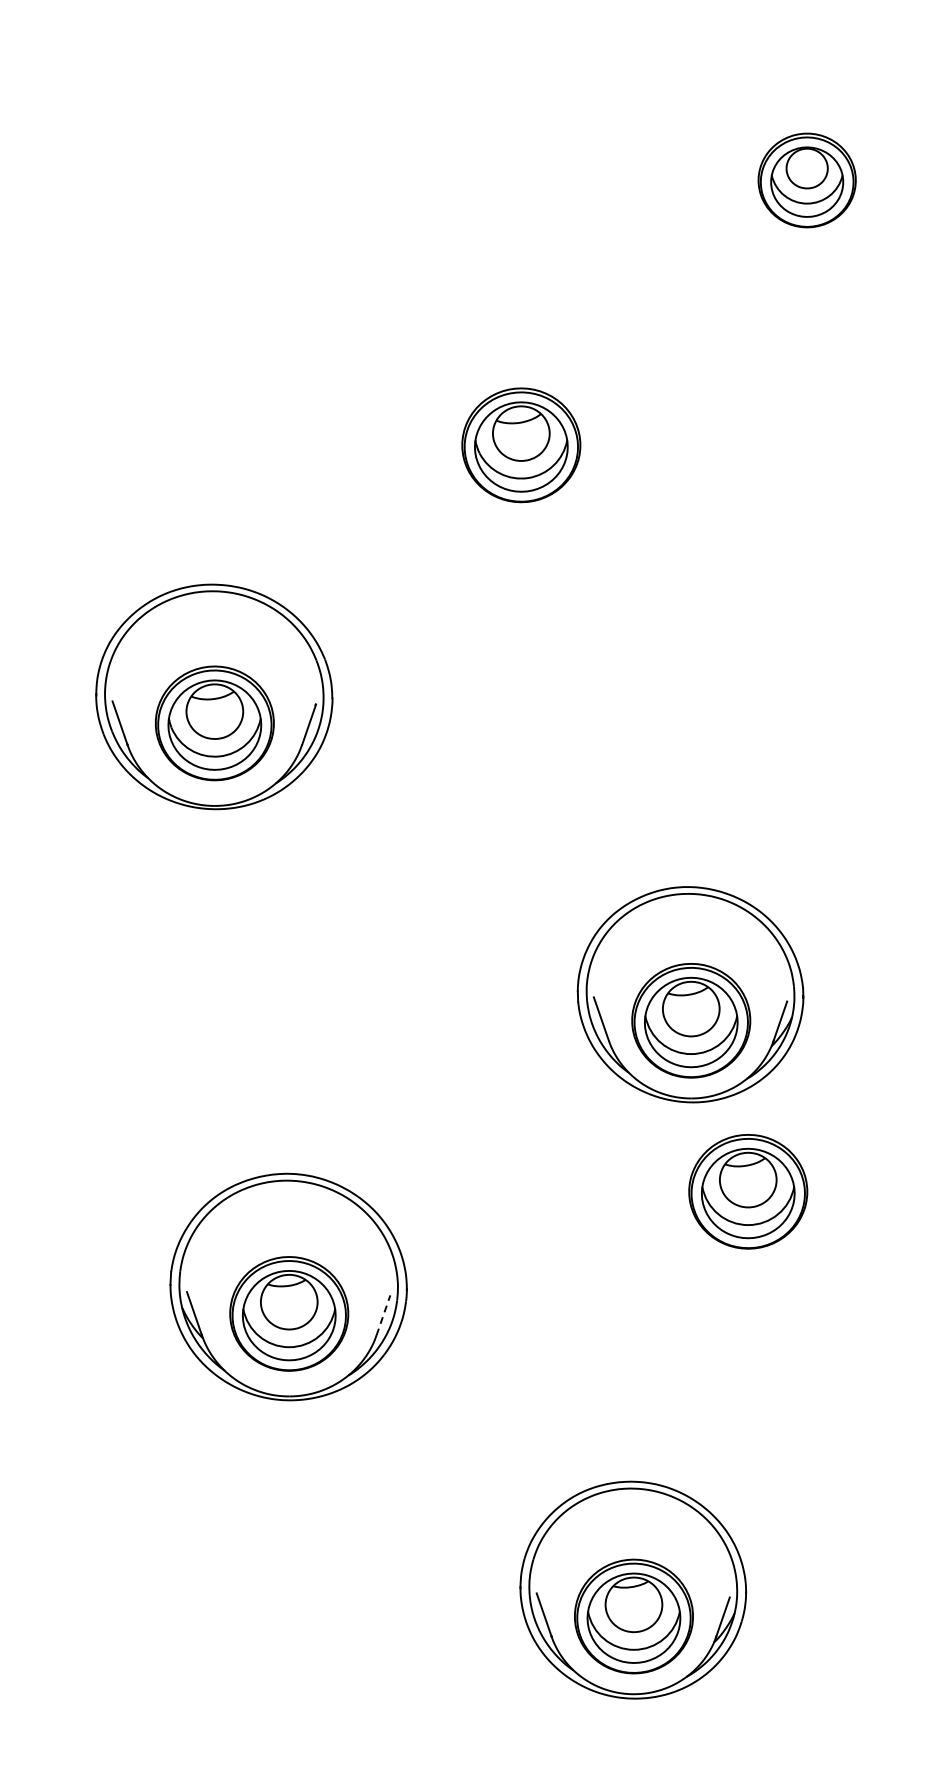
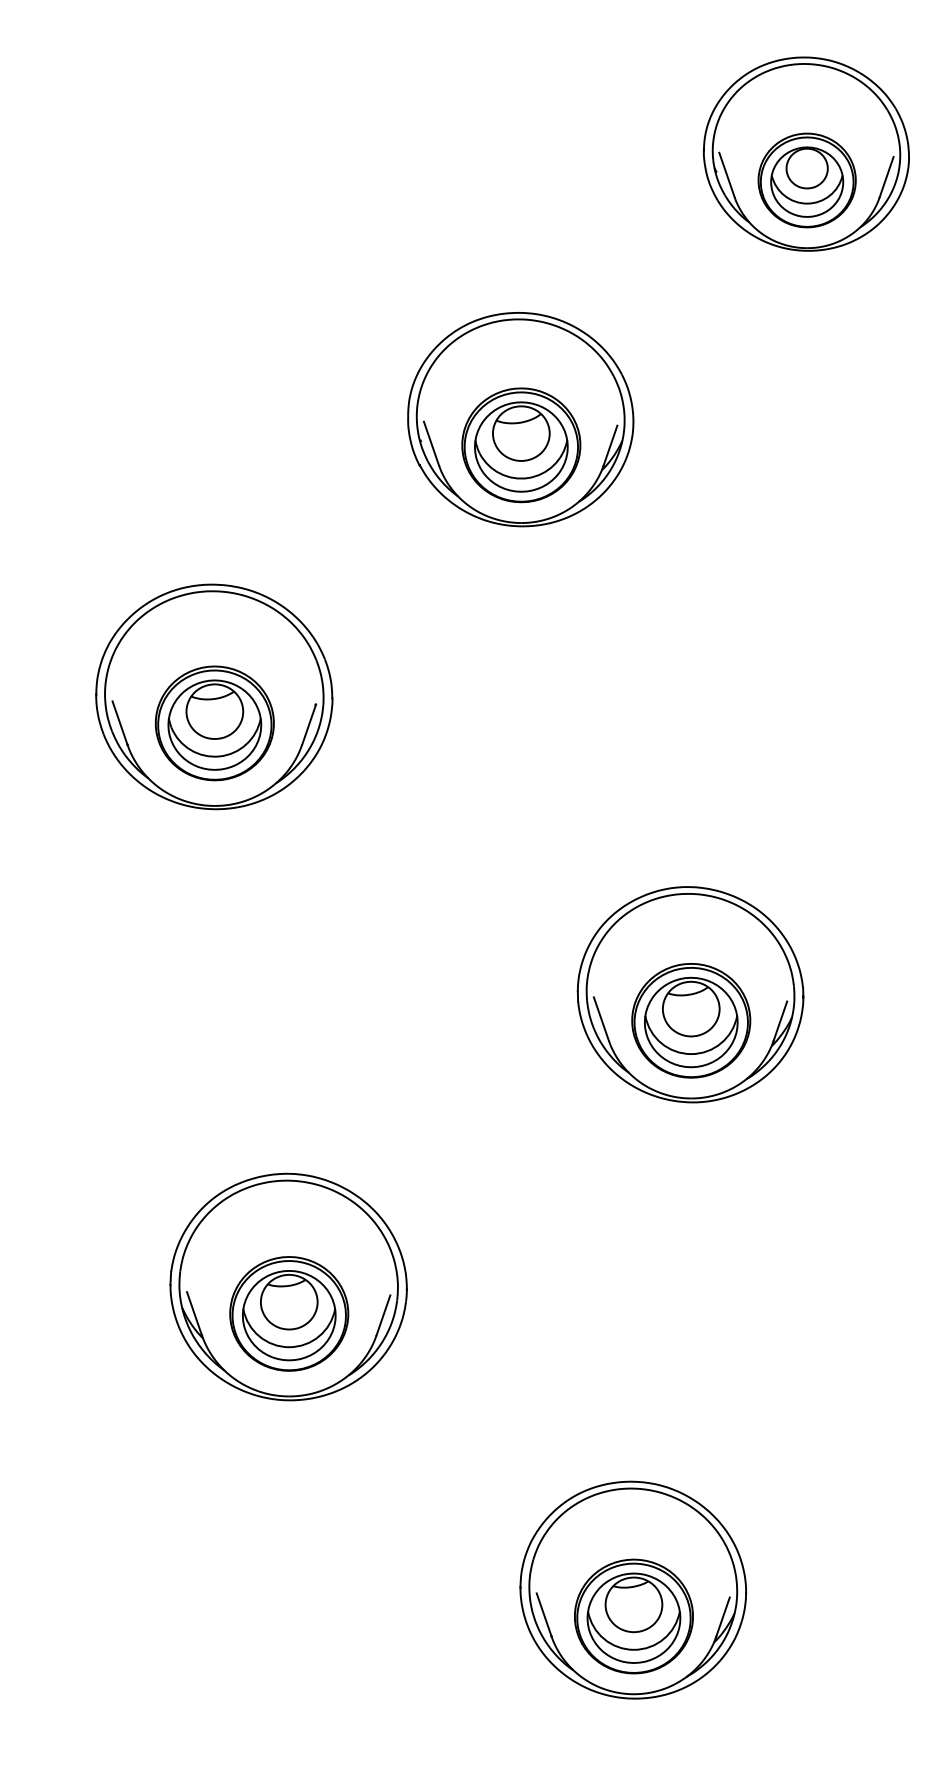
part: none -> present (805, 153)
part: none -> present (520, 419)
part: present -> none (748, 1191)
line: dashed -> solid (383, 1314)
